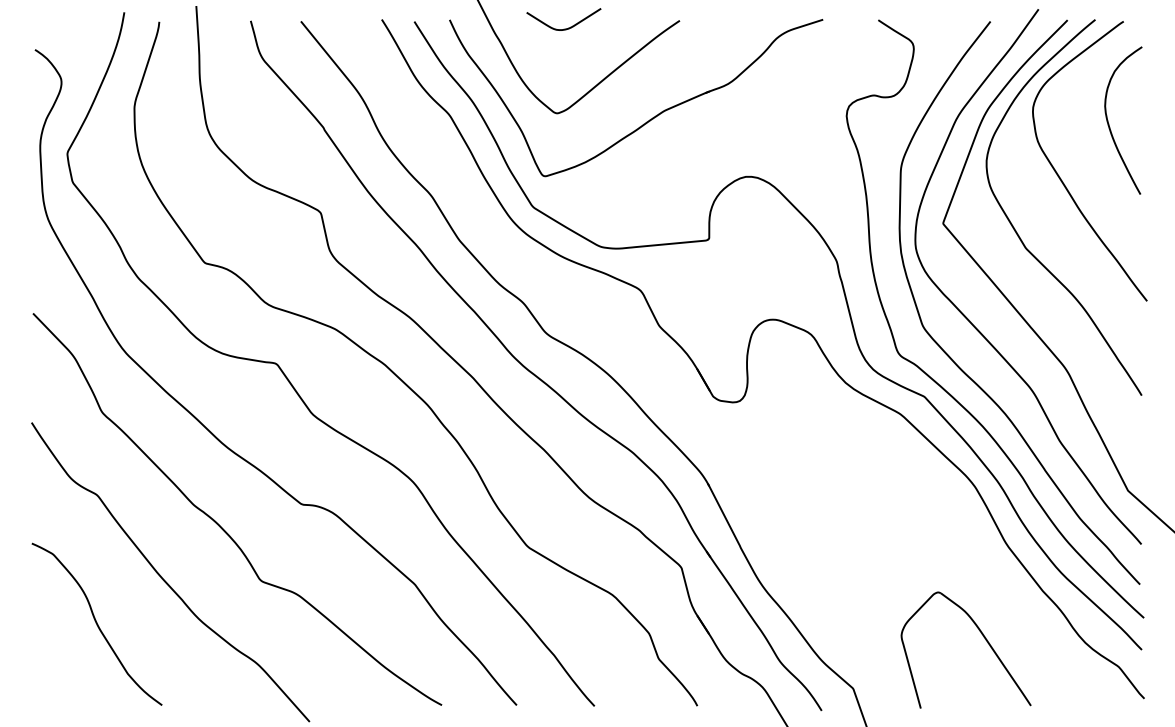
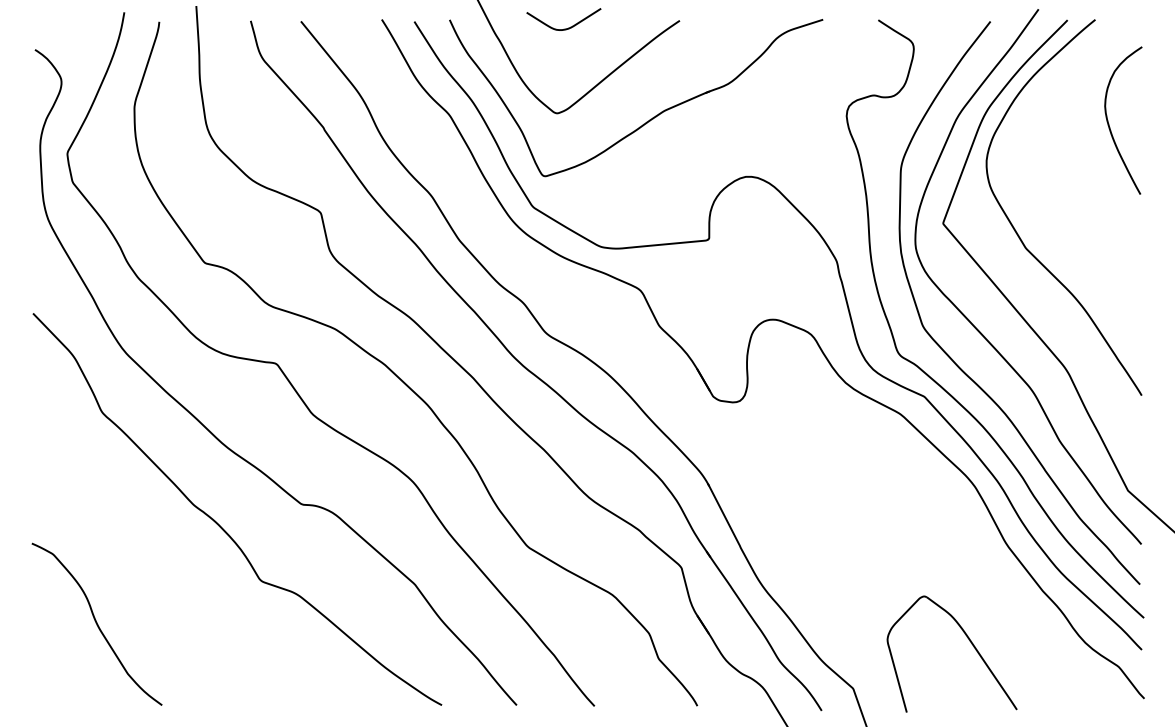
curve: present -> none (1061, 178)
curve: present -> none (163, 578)
part position: (983, 637) -> (969, 641) (969, 641)
